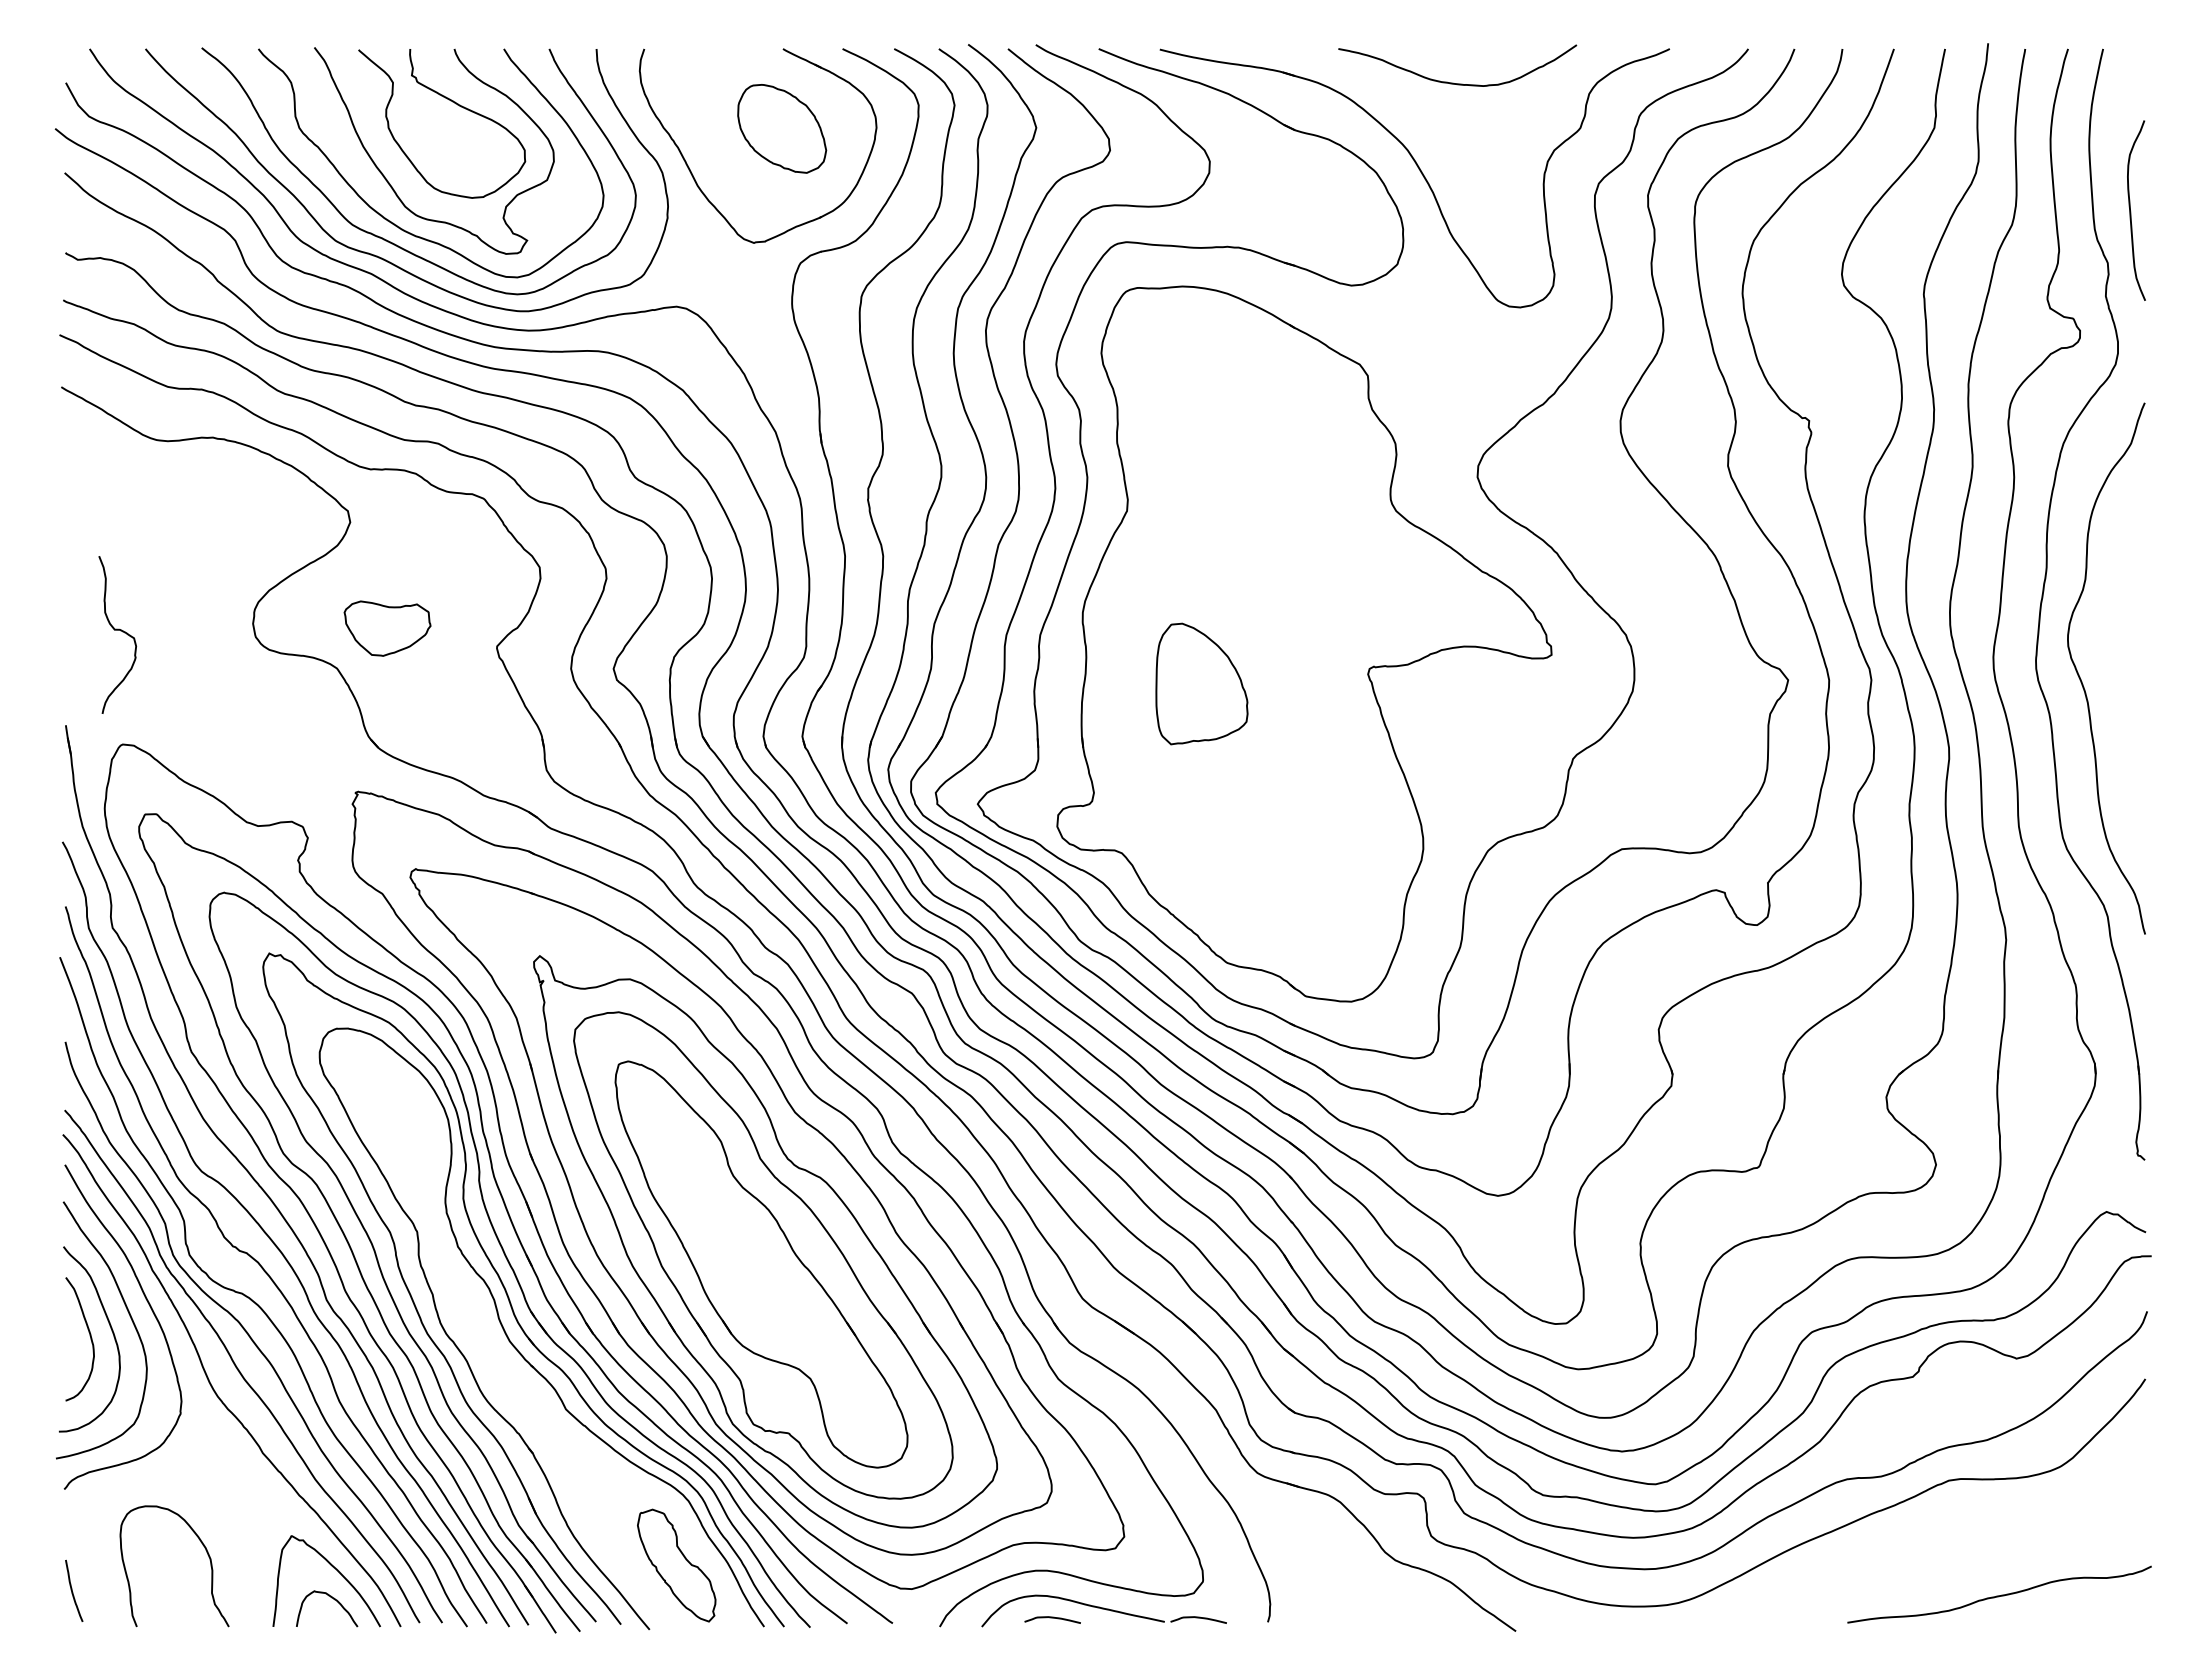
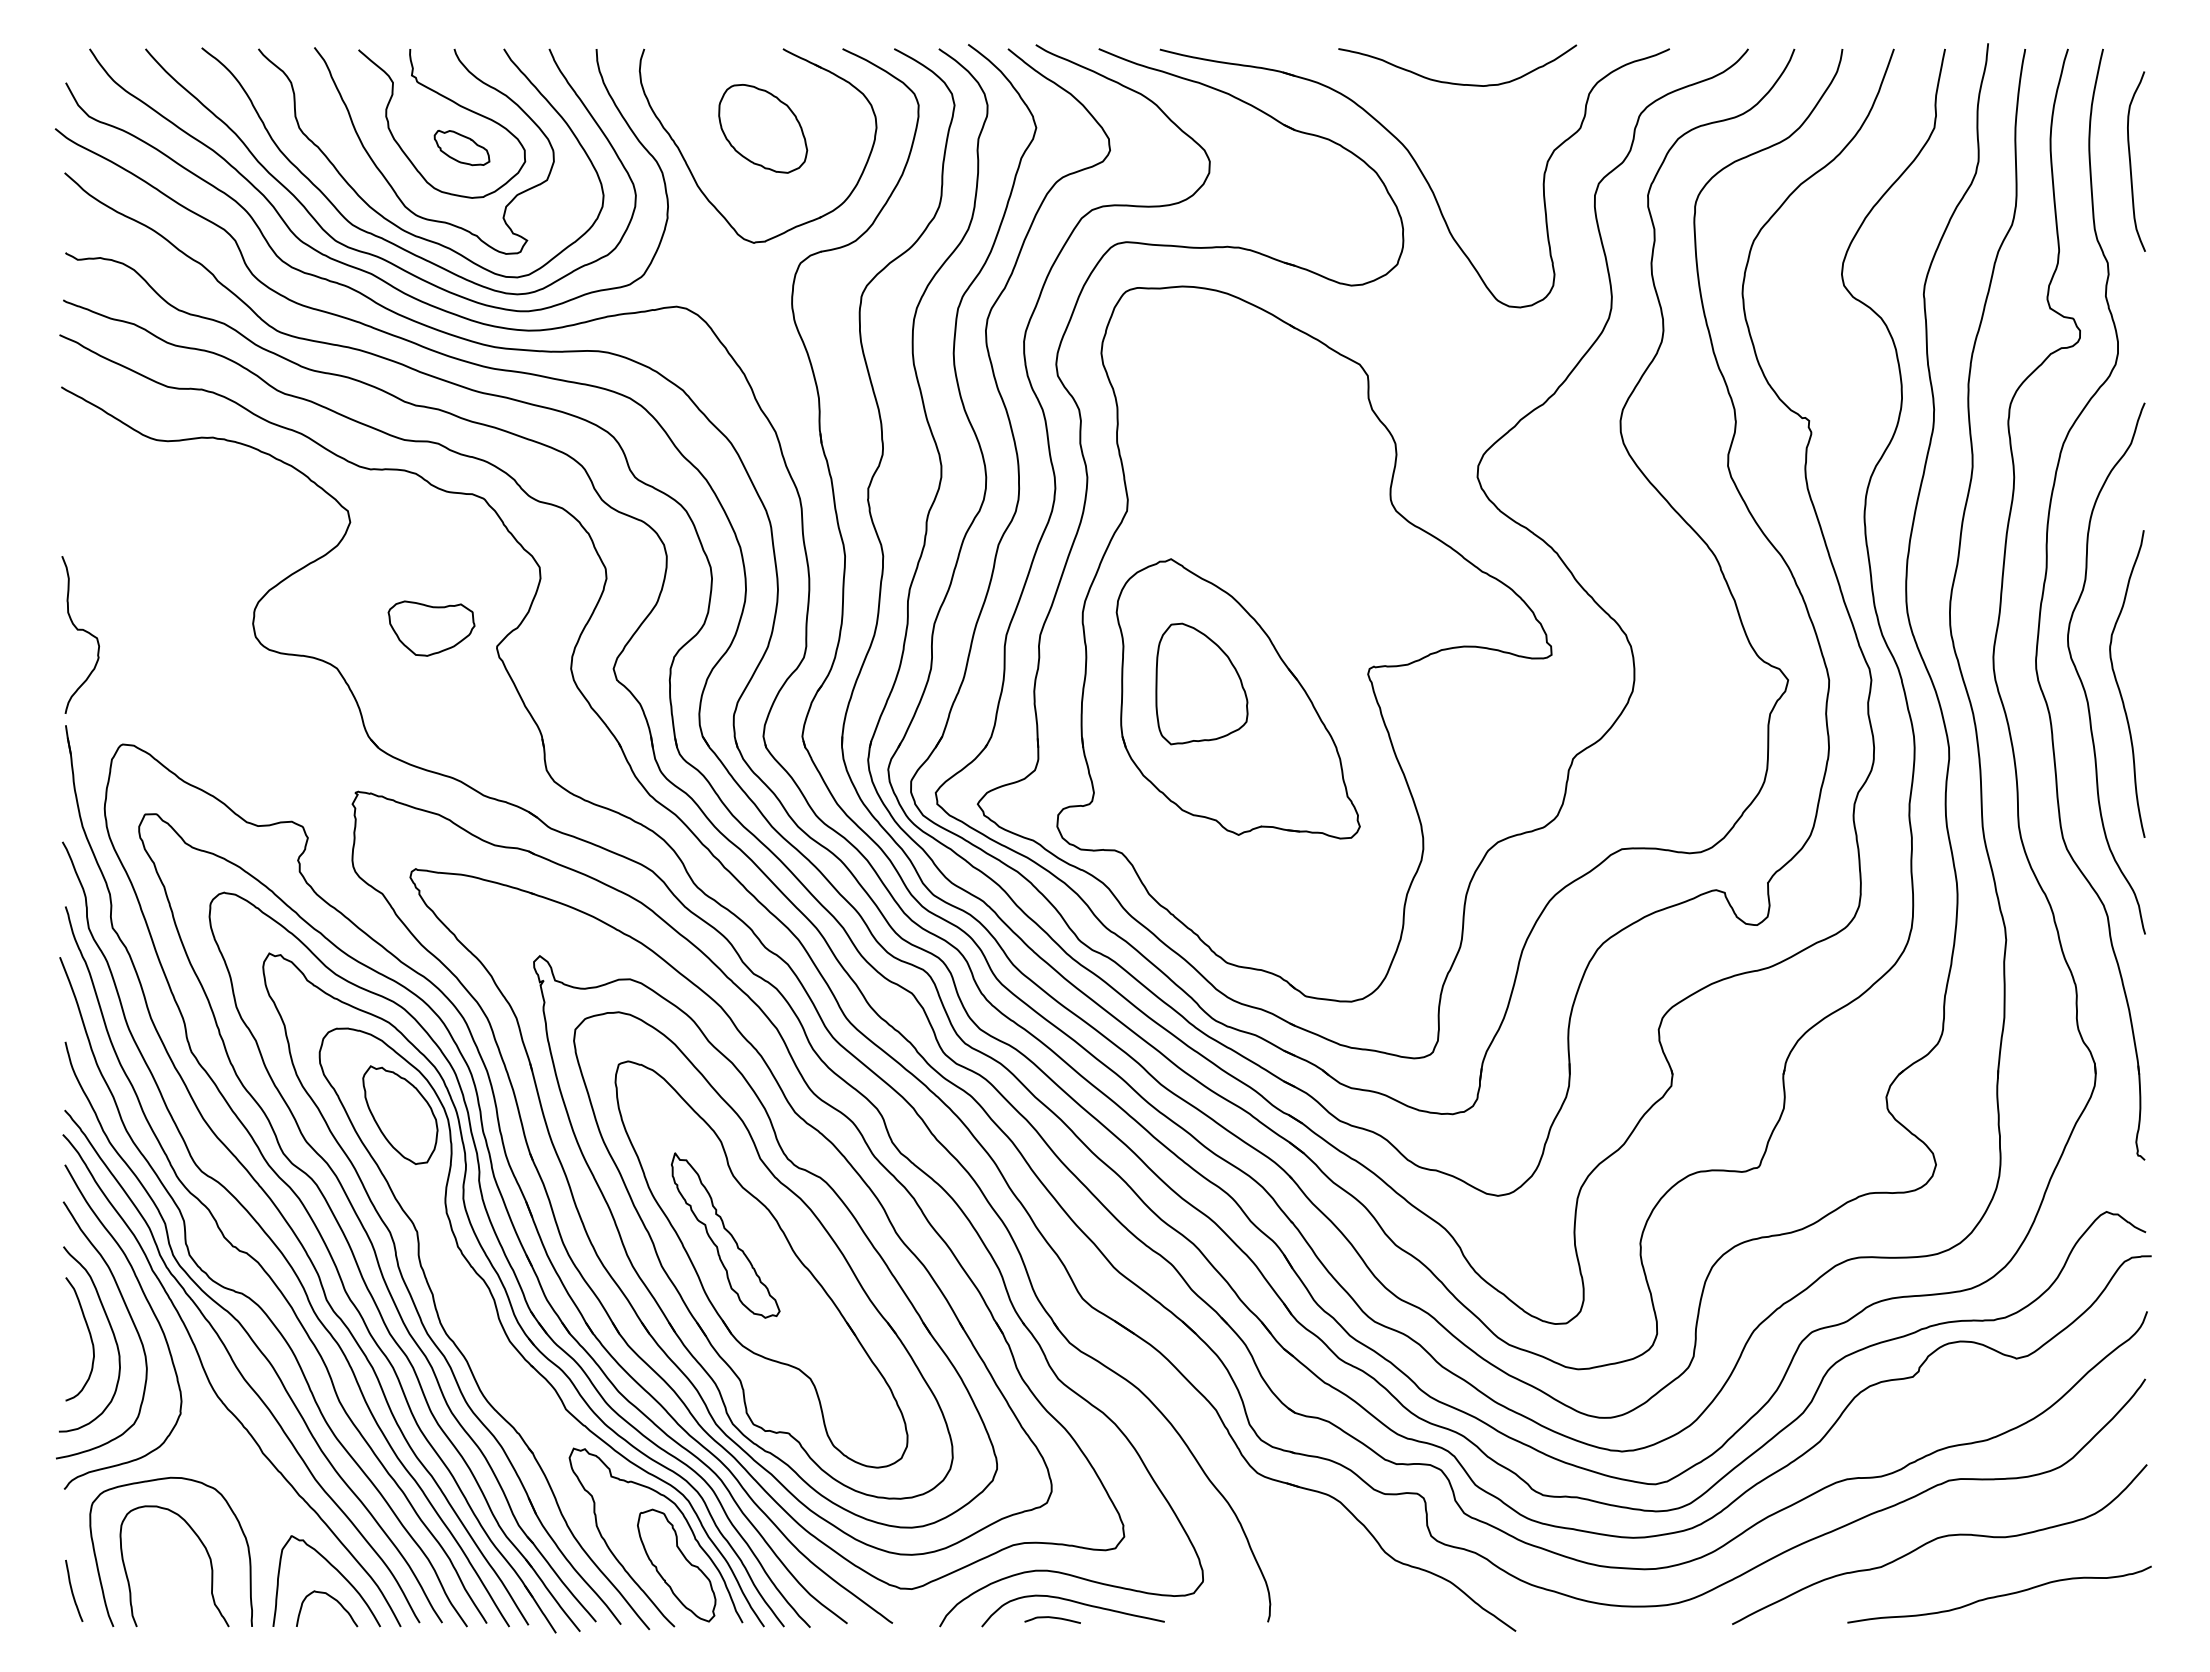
part position: (782, 128) -> (763, 128) (763, 128)
part: none -> present (461, 147)
curve position: (2131, 211) -> (2131, 162) (2131, 162)
part position: (387, 628) -> (431, 628) (431, 628)
curve position: (117, 630) -> (80, 630) (80, 630)
curve: none -> present (2119, 686)
part: none -> present (1237, 698)
part: none -> present (400, 1114)
part: none -> present (725, 1235)
curve: none -> present (159, 1480)
curve: none -> present (683, 1517)
curve: none -> present (1937, 1539)
curve: present -> none (1198, 1618)
